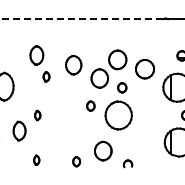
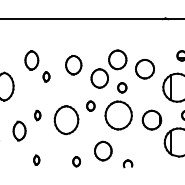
line: dashed -> solid (81, 19)
part position: (36, 55) -> (31, 60) (31, 60)
part: none -> present (151, 119)
part: none -> present (66, 120)
